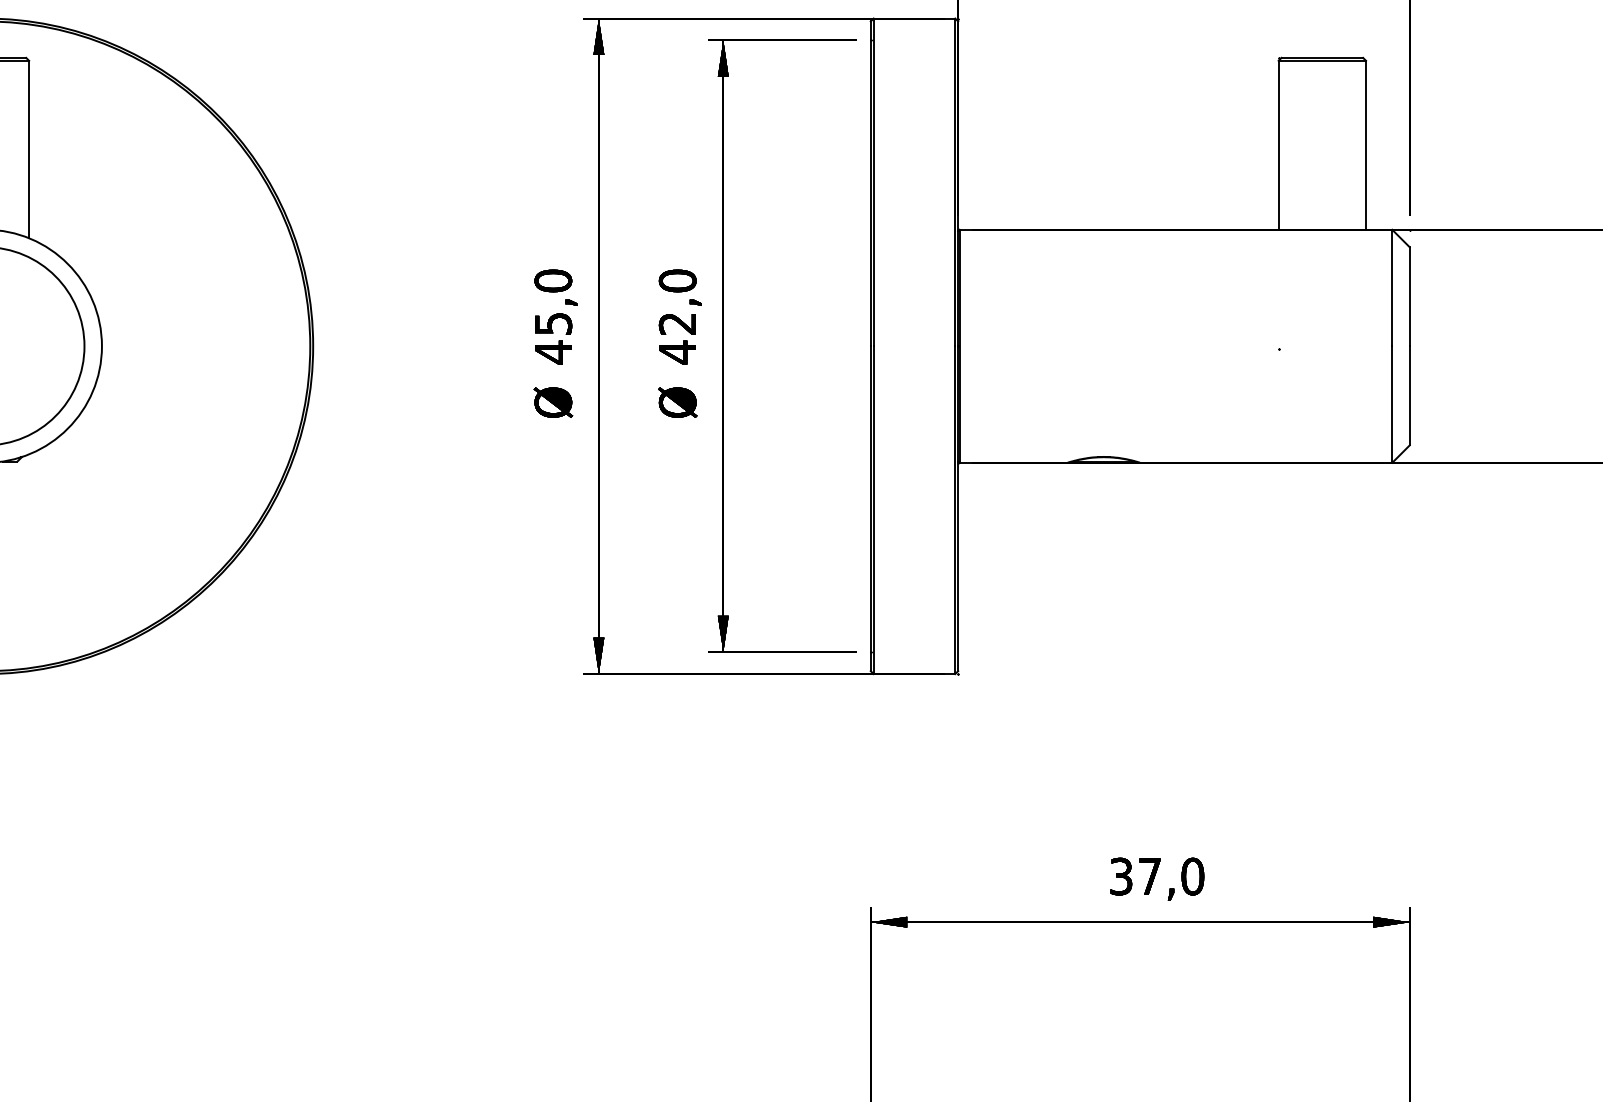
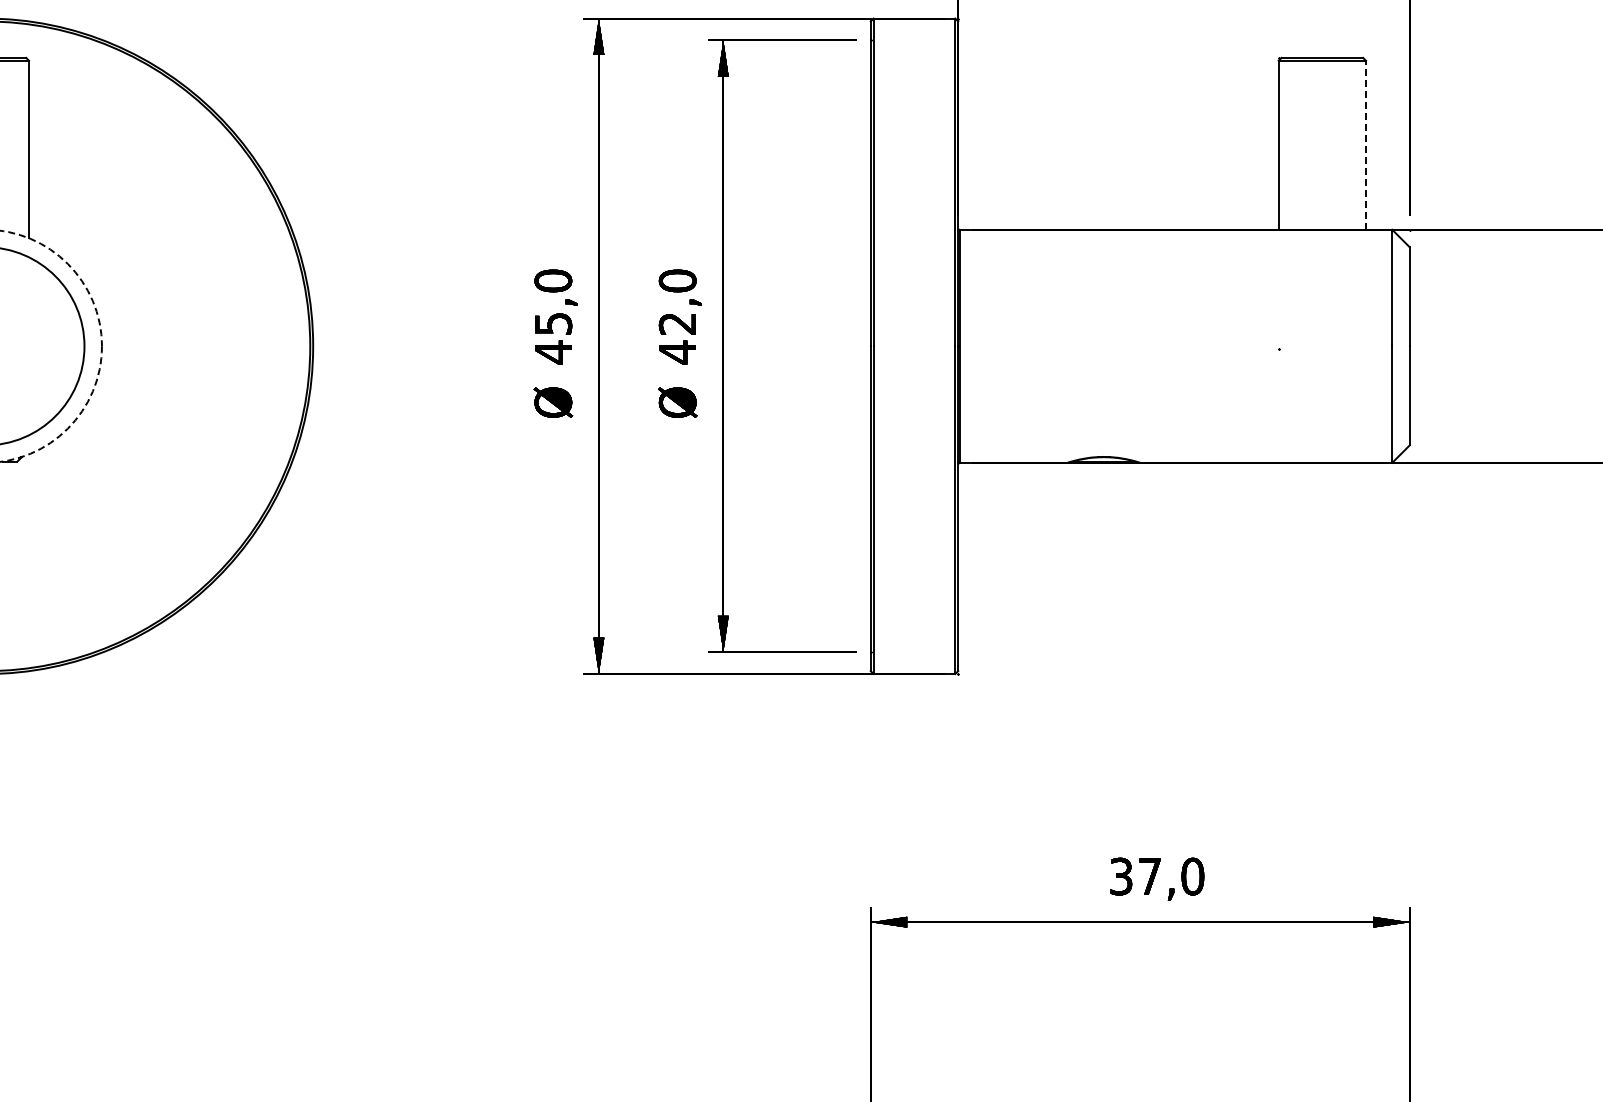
line: solid -> dashed (1366, 144)
circle: solid -> dashed (50, 345)
